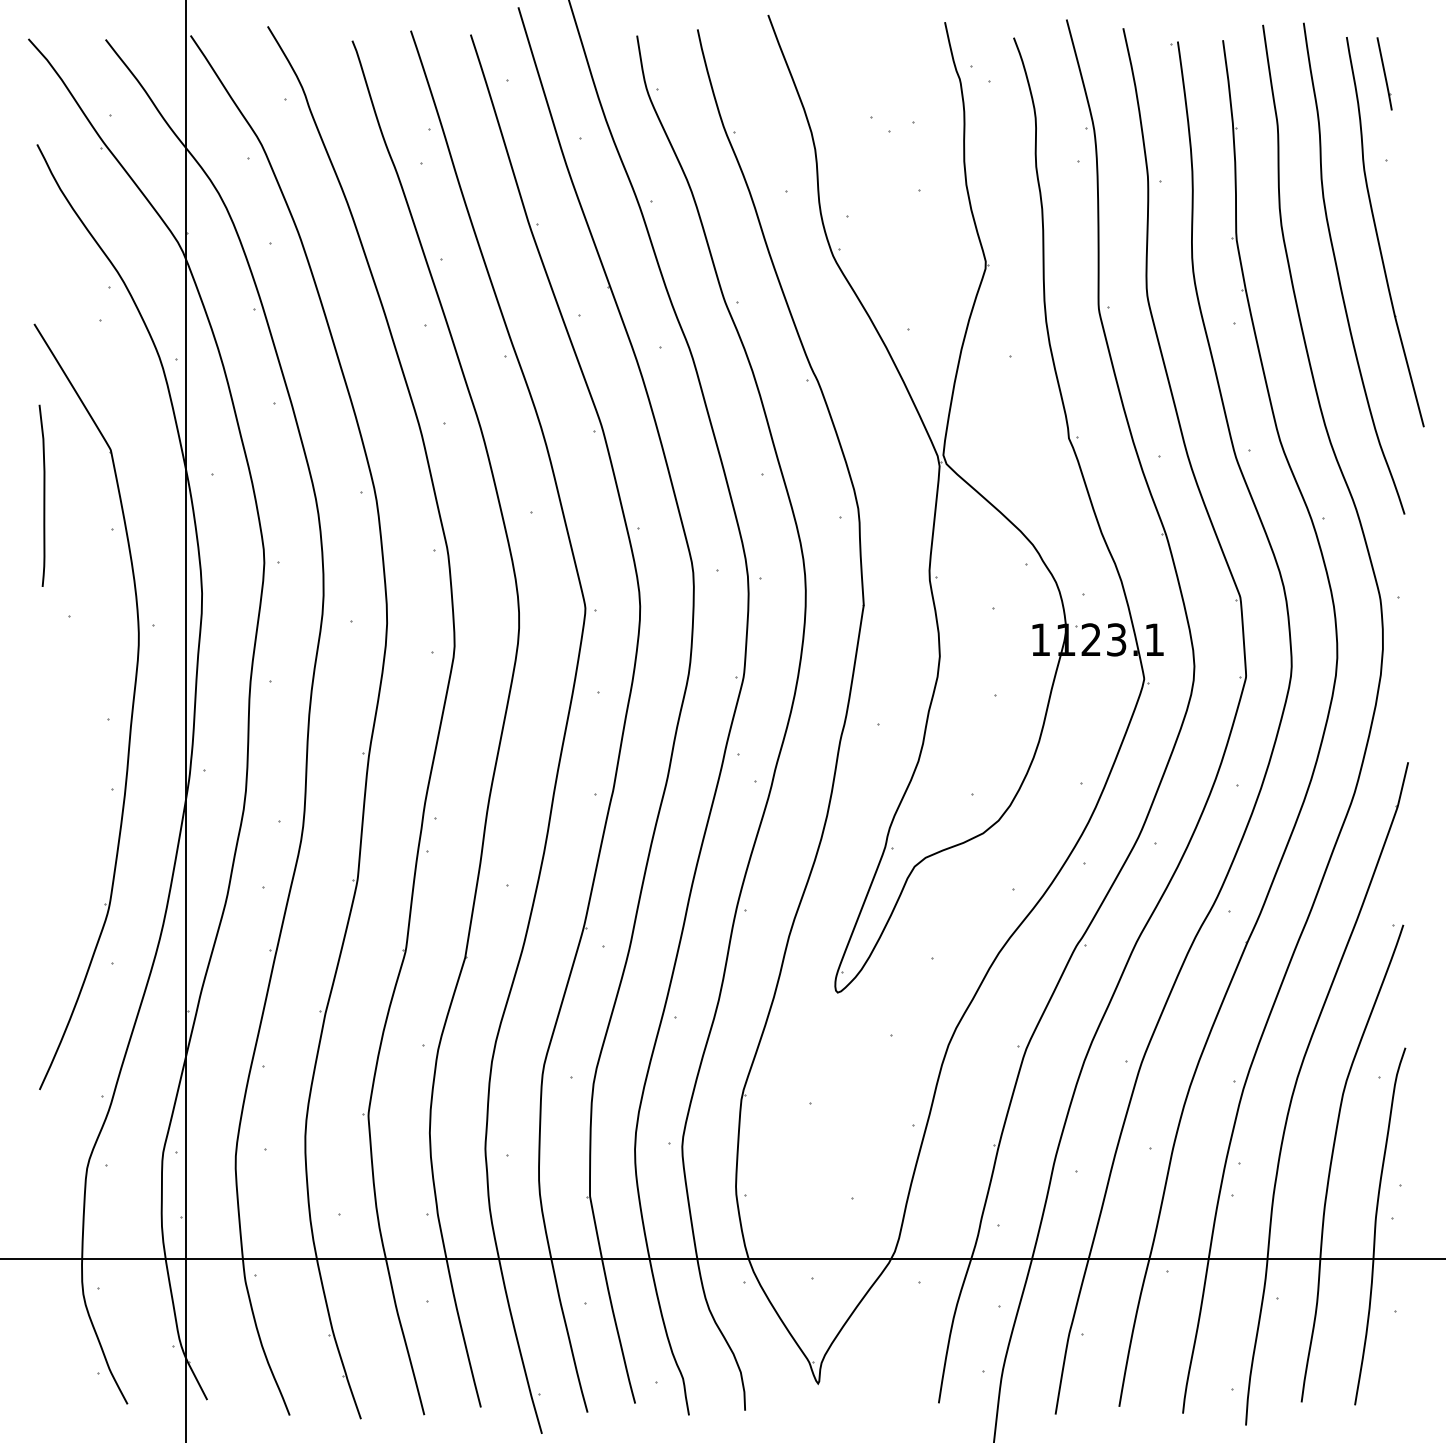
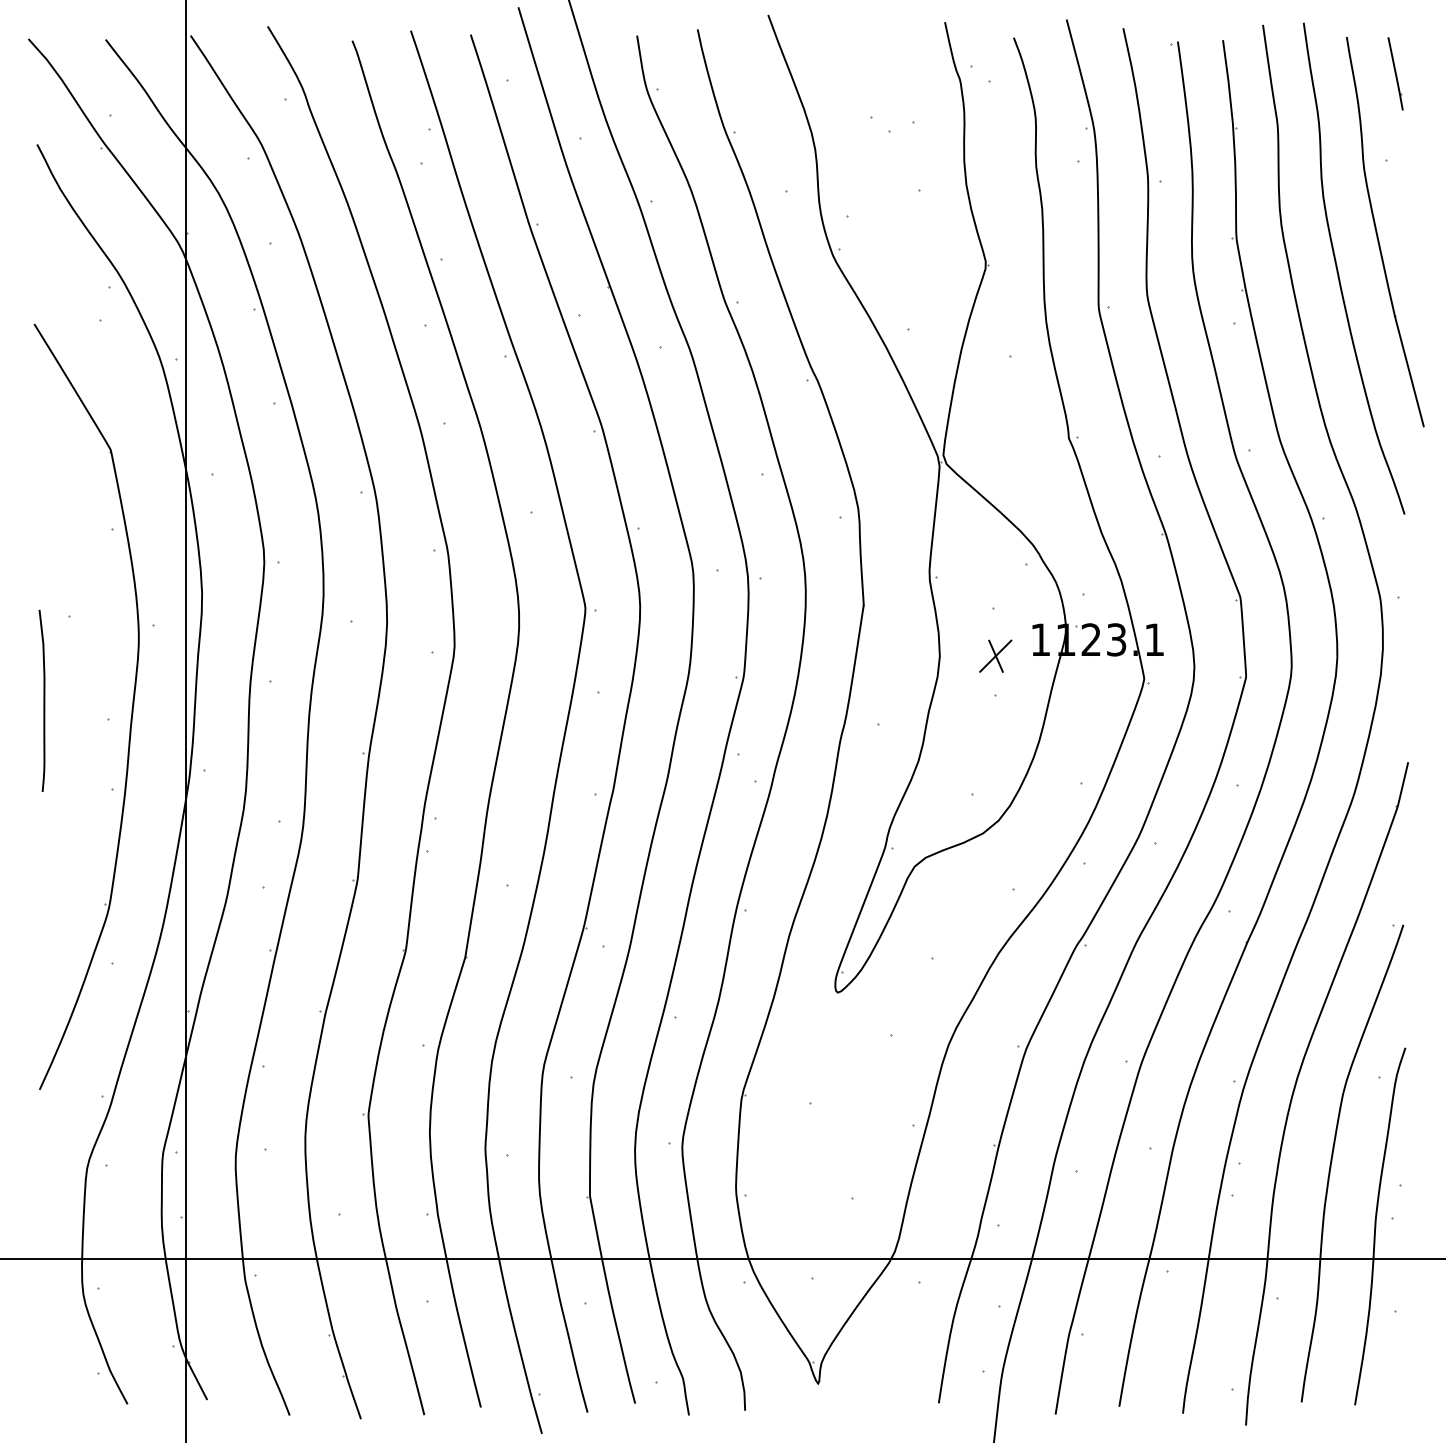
part position: (1384, 73) -> (1395, 73) (1395, 73)
curve position: (43, 495) -> (43, 700) (43, 700)
part: none -> present (995, 655)
